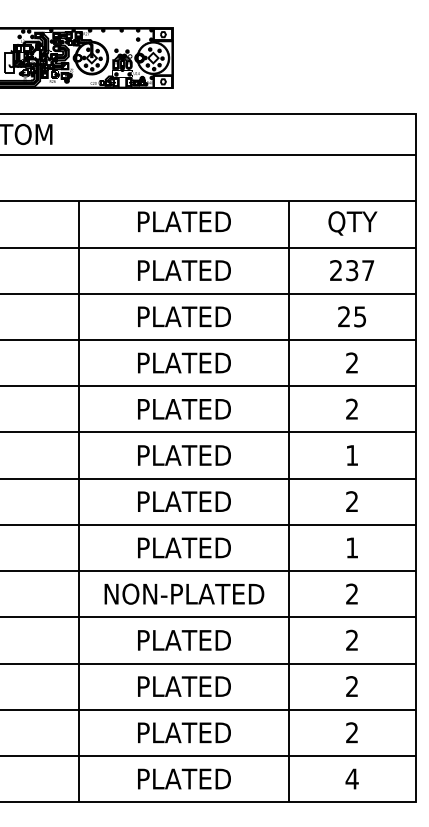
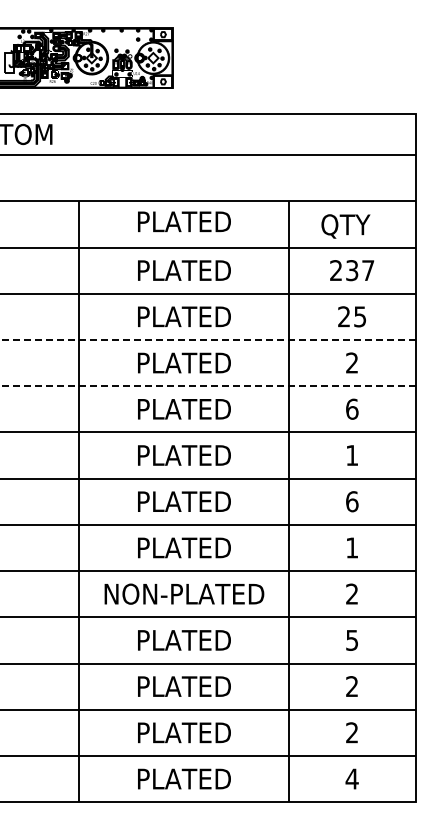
text position: (352, 223) -> (345, 226) (345, 226)
line: solid -> dashed (208, 339)
line: solid -> dashed (208, 386)
text: 2 -> 6 (352, 408)
text: 2 -> 6 (352, 501)
text: 2 -> 5 (351, 639)
